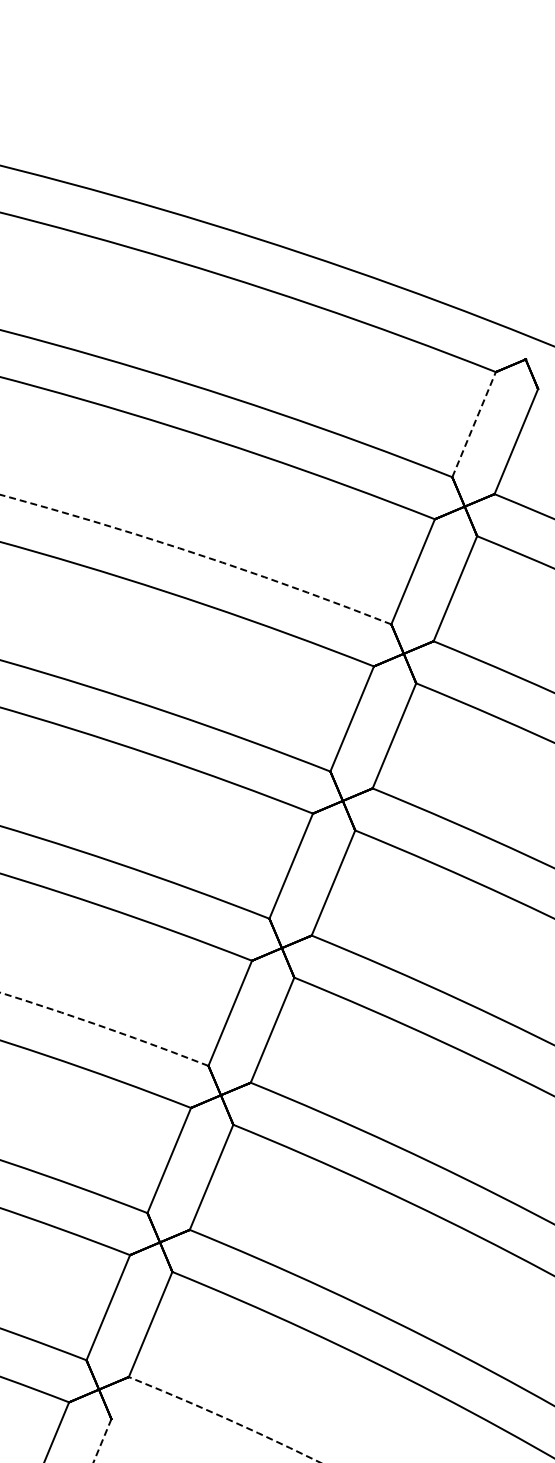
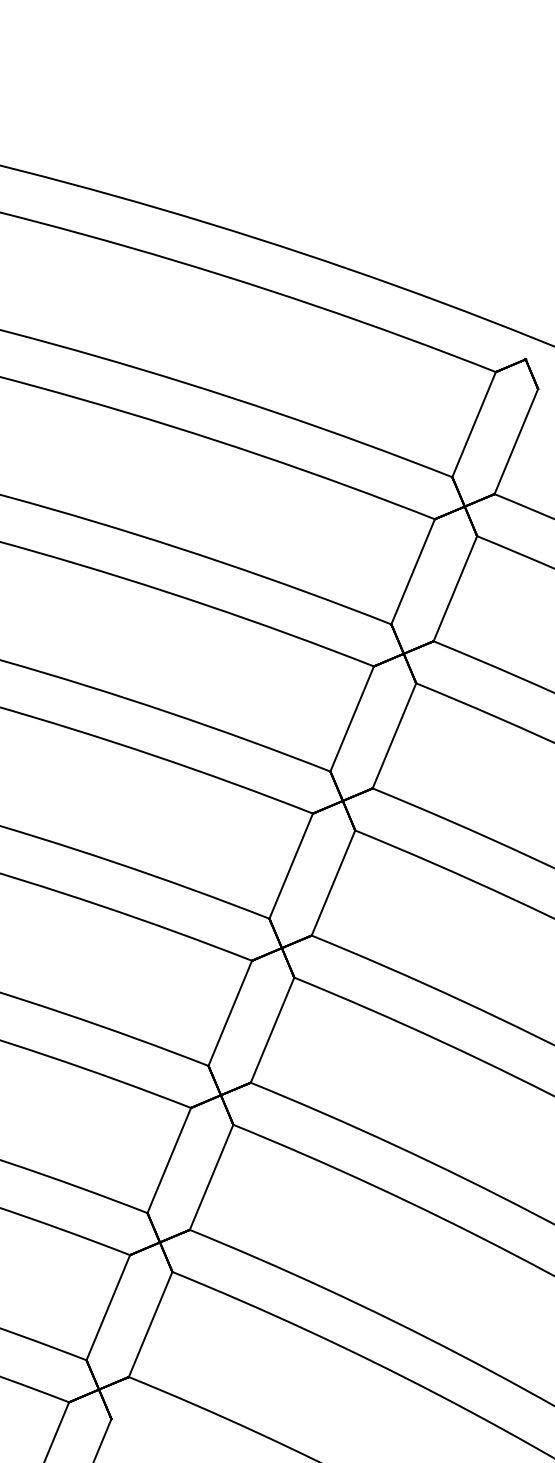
line: dashed -> solid (474, 424)
arc: dashed -> solid (198, 554)
arc: dashed -> solid (104, 1027)
arc: dashed -> solid (226, 1418)
line: dashed -> solid (102, 1441)
